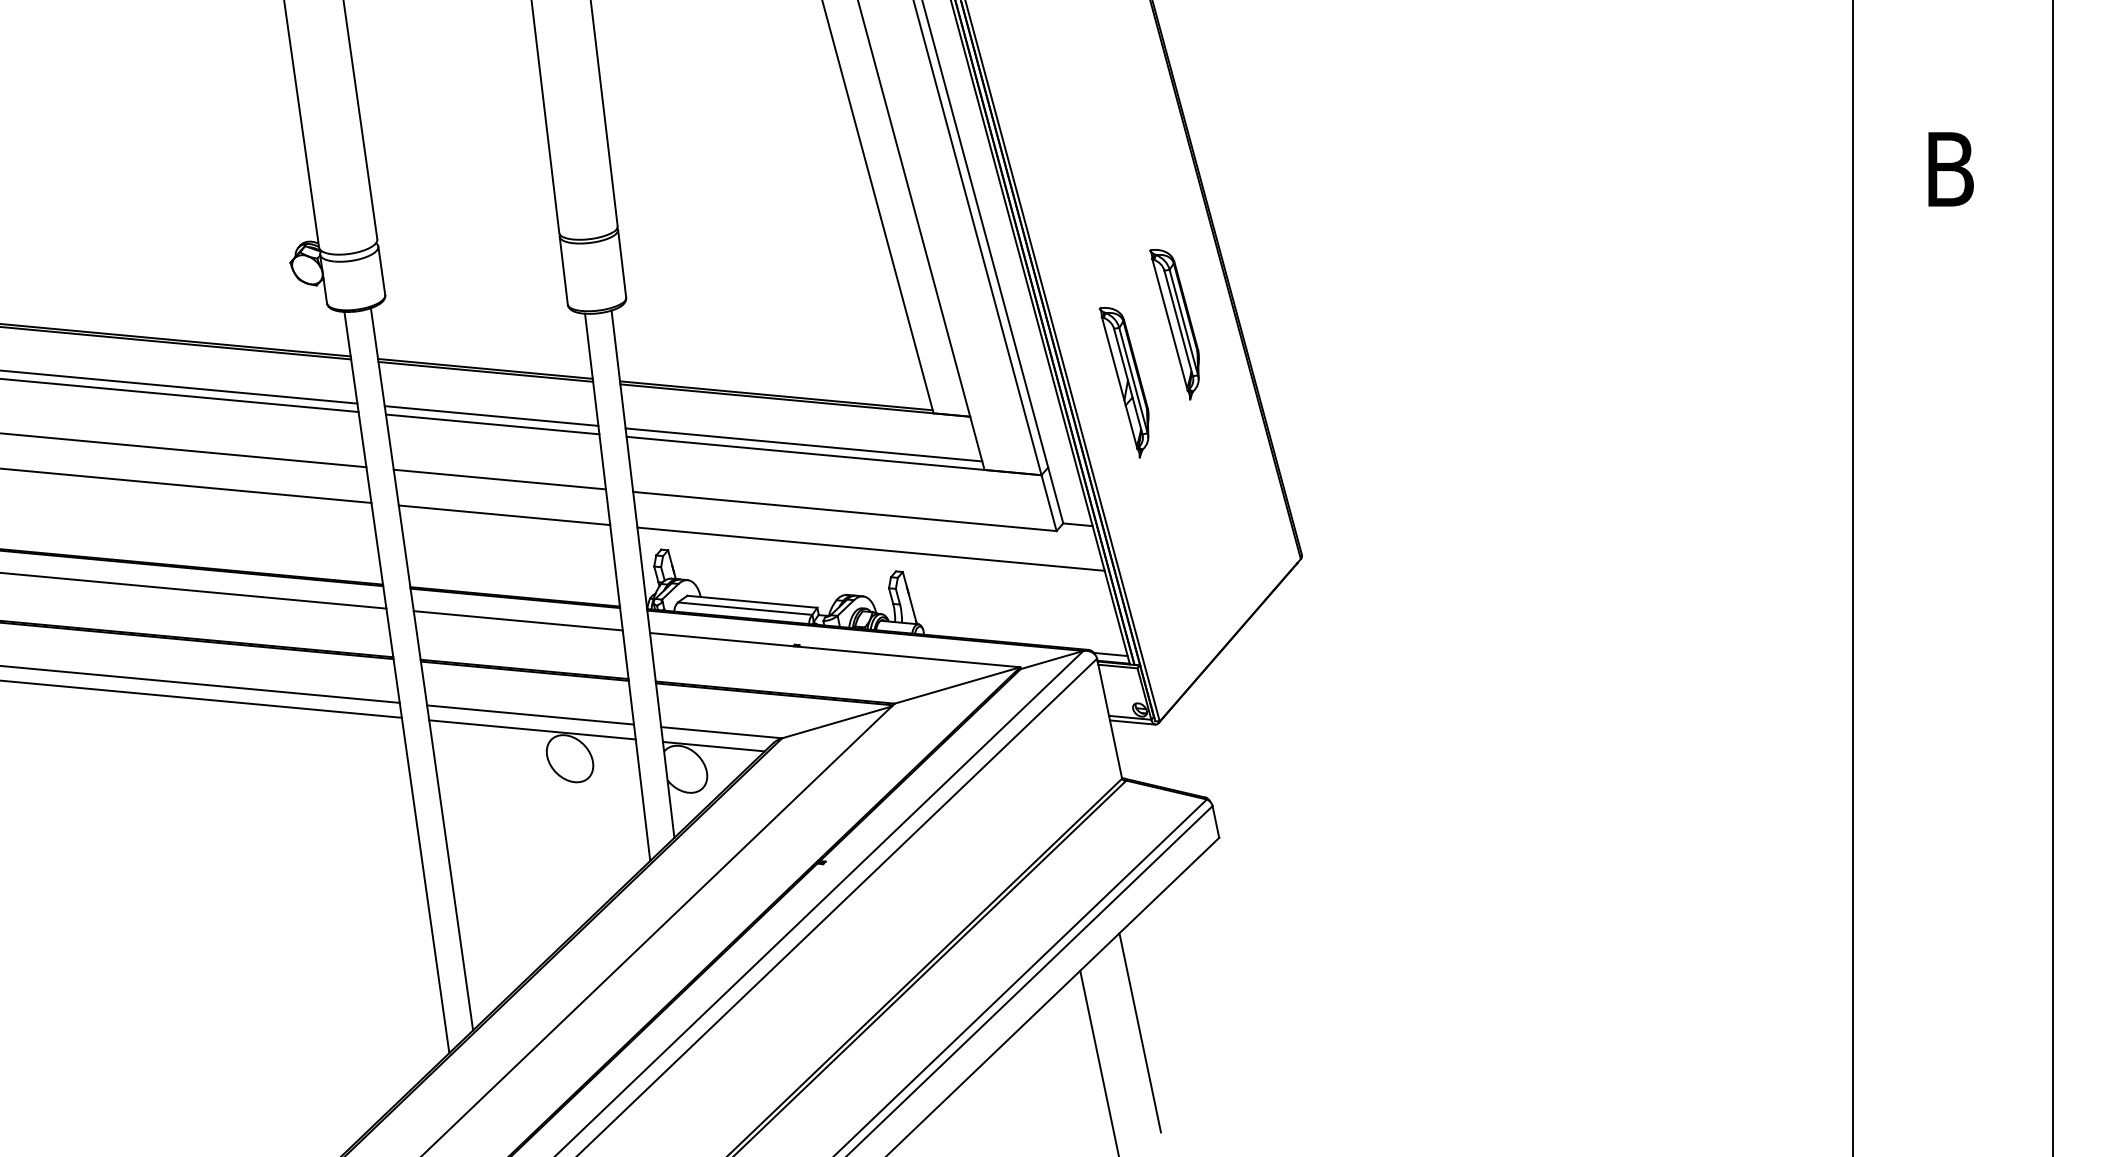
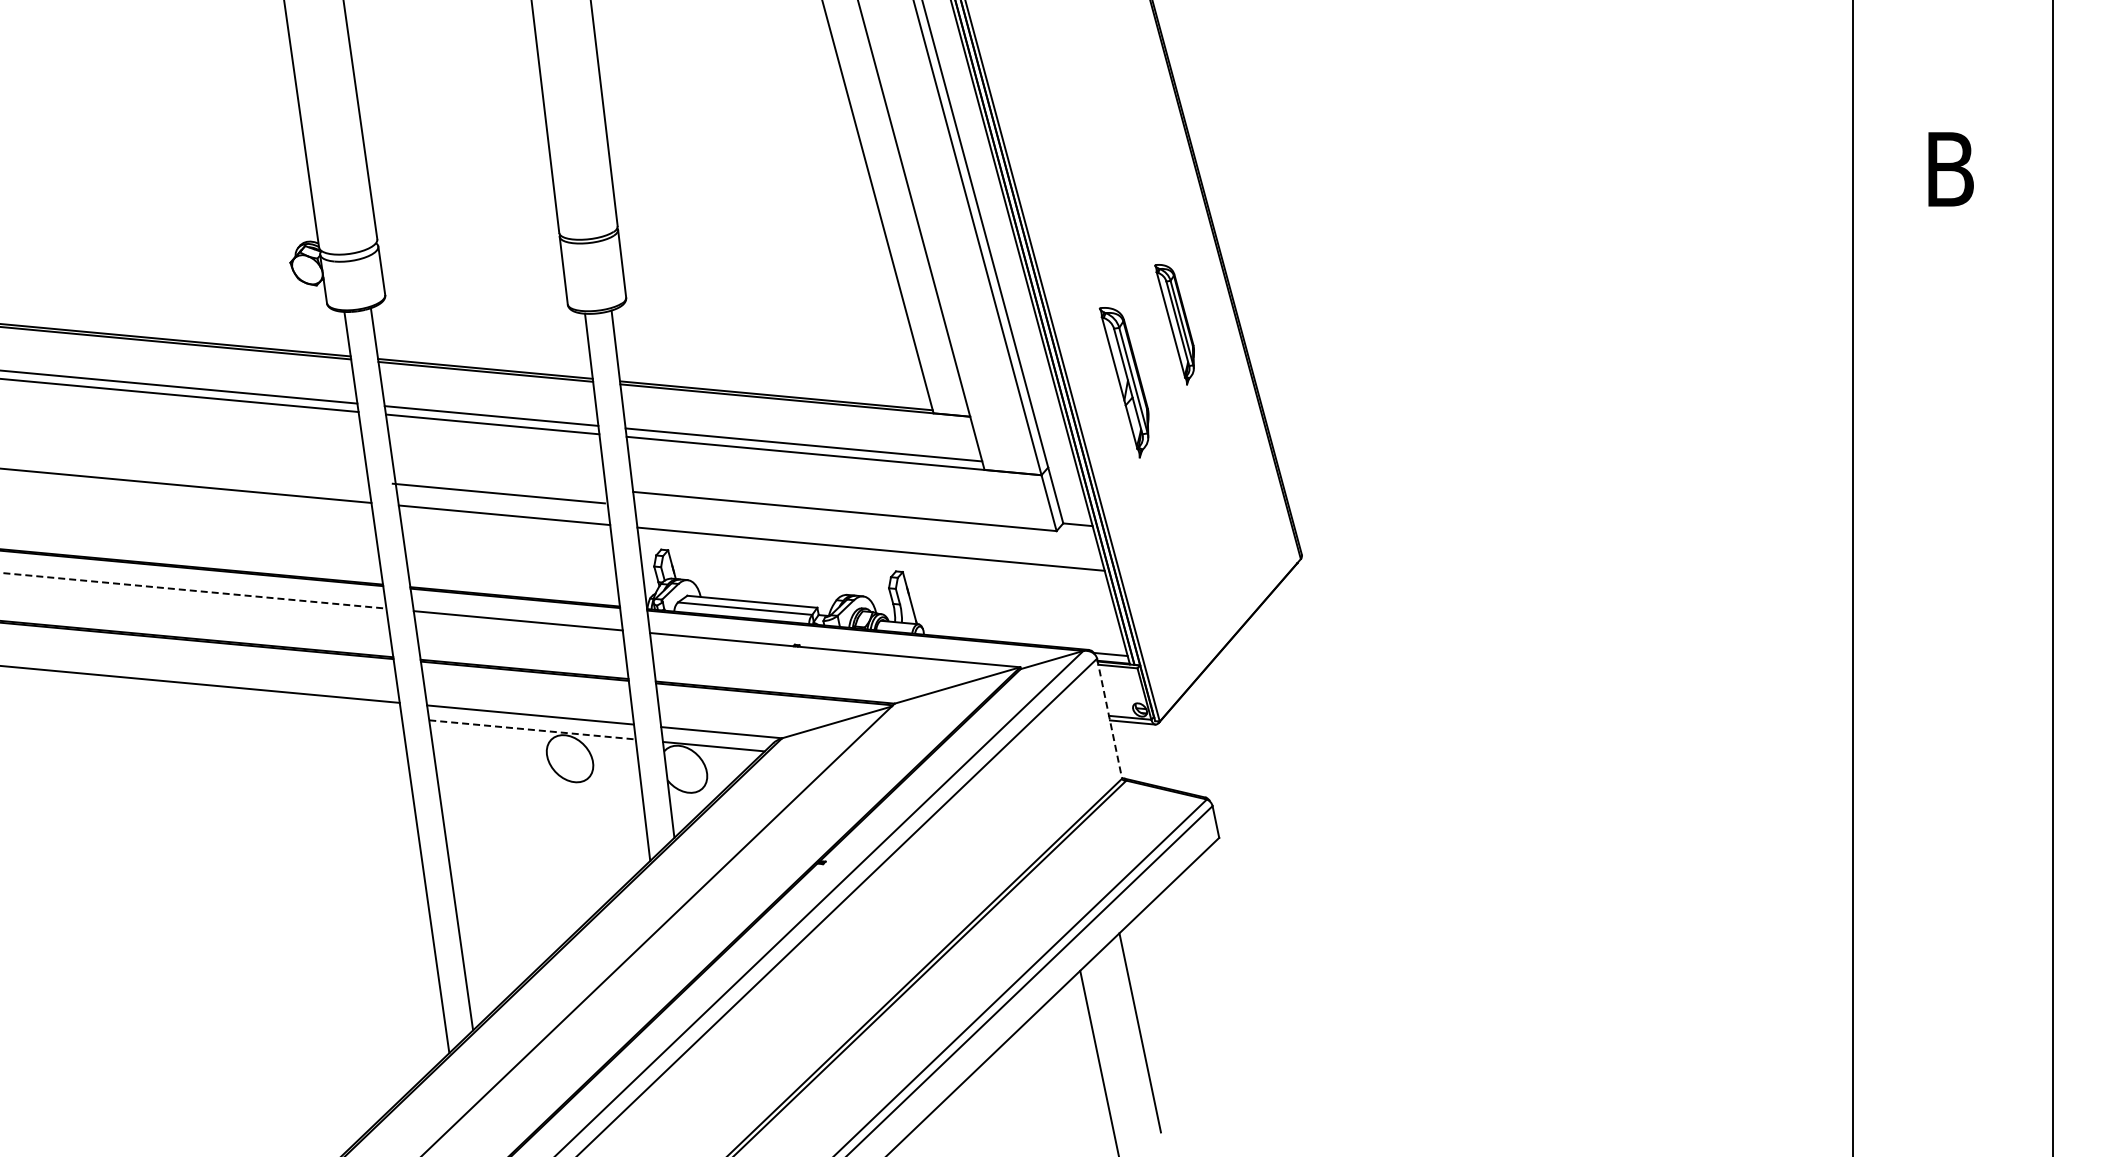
part size: 51x152 px -> 41x122 px (1174, 324)
line: present -> none (184, 450)
line position: (499, 479) -> (498, 493) (498, 493)
line: solid -> dashed (193, 590)
line: present -> none (201, 698)
line: solid -> dashed (1109, 719)
line: solid -> dashed (532, 729)
